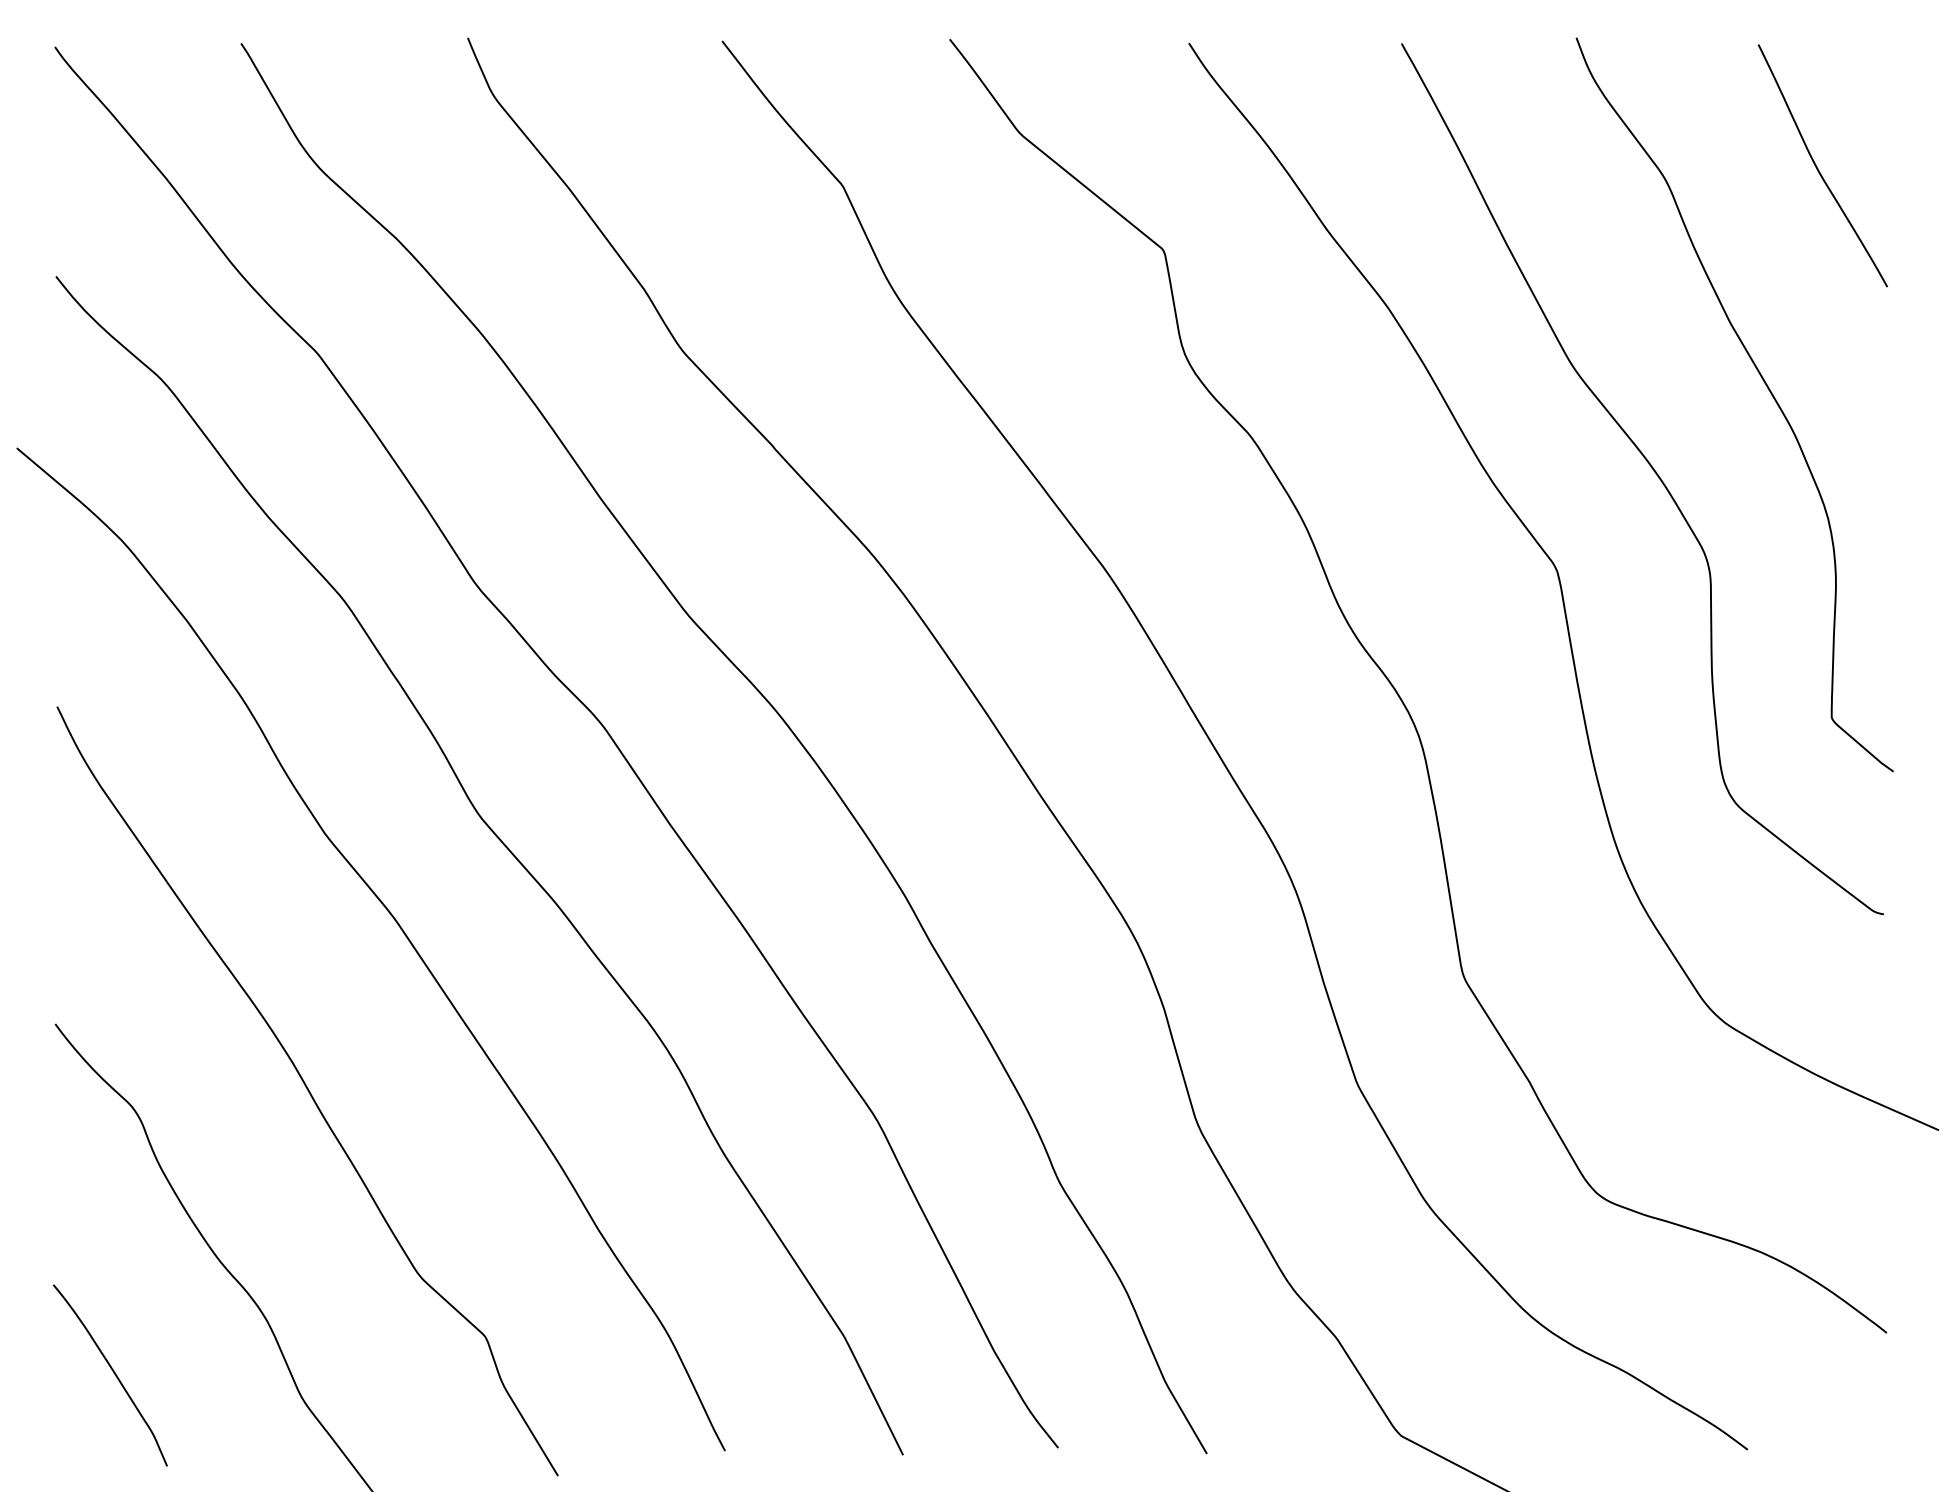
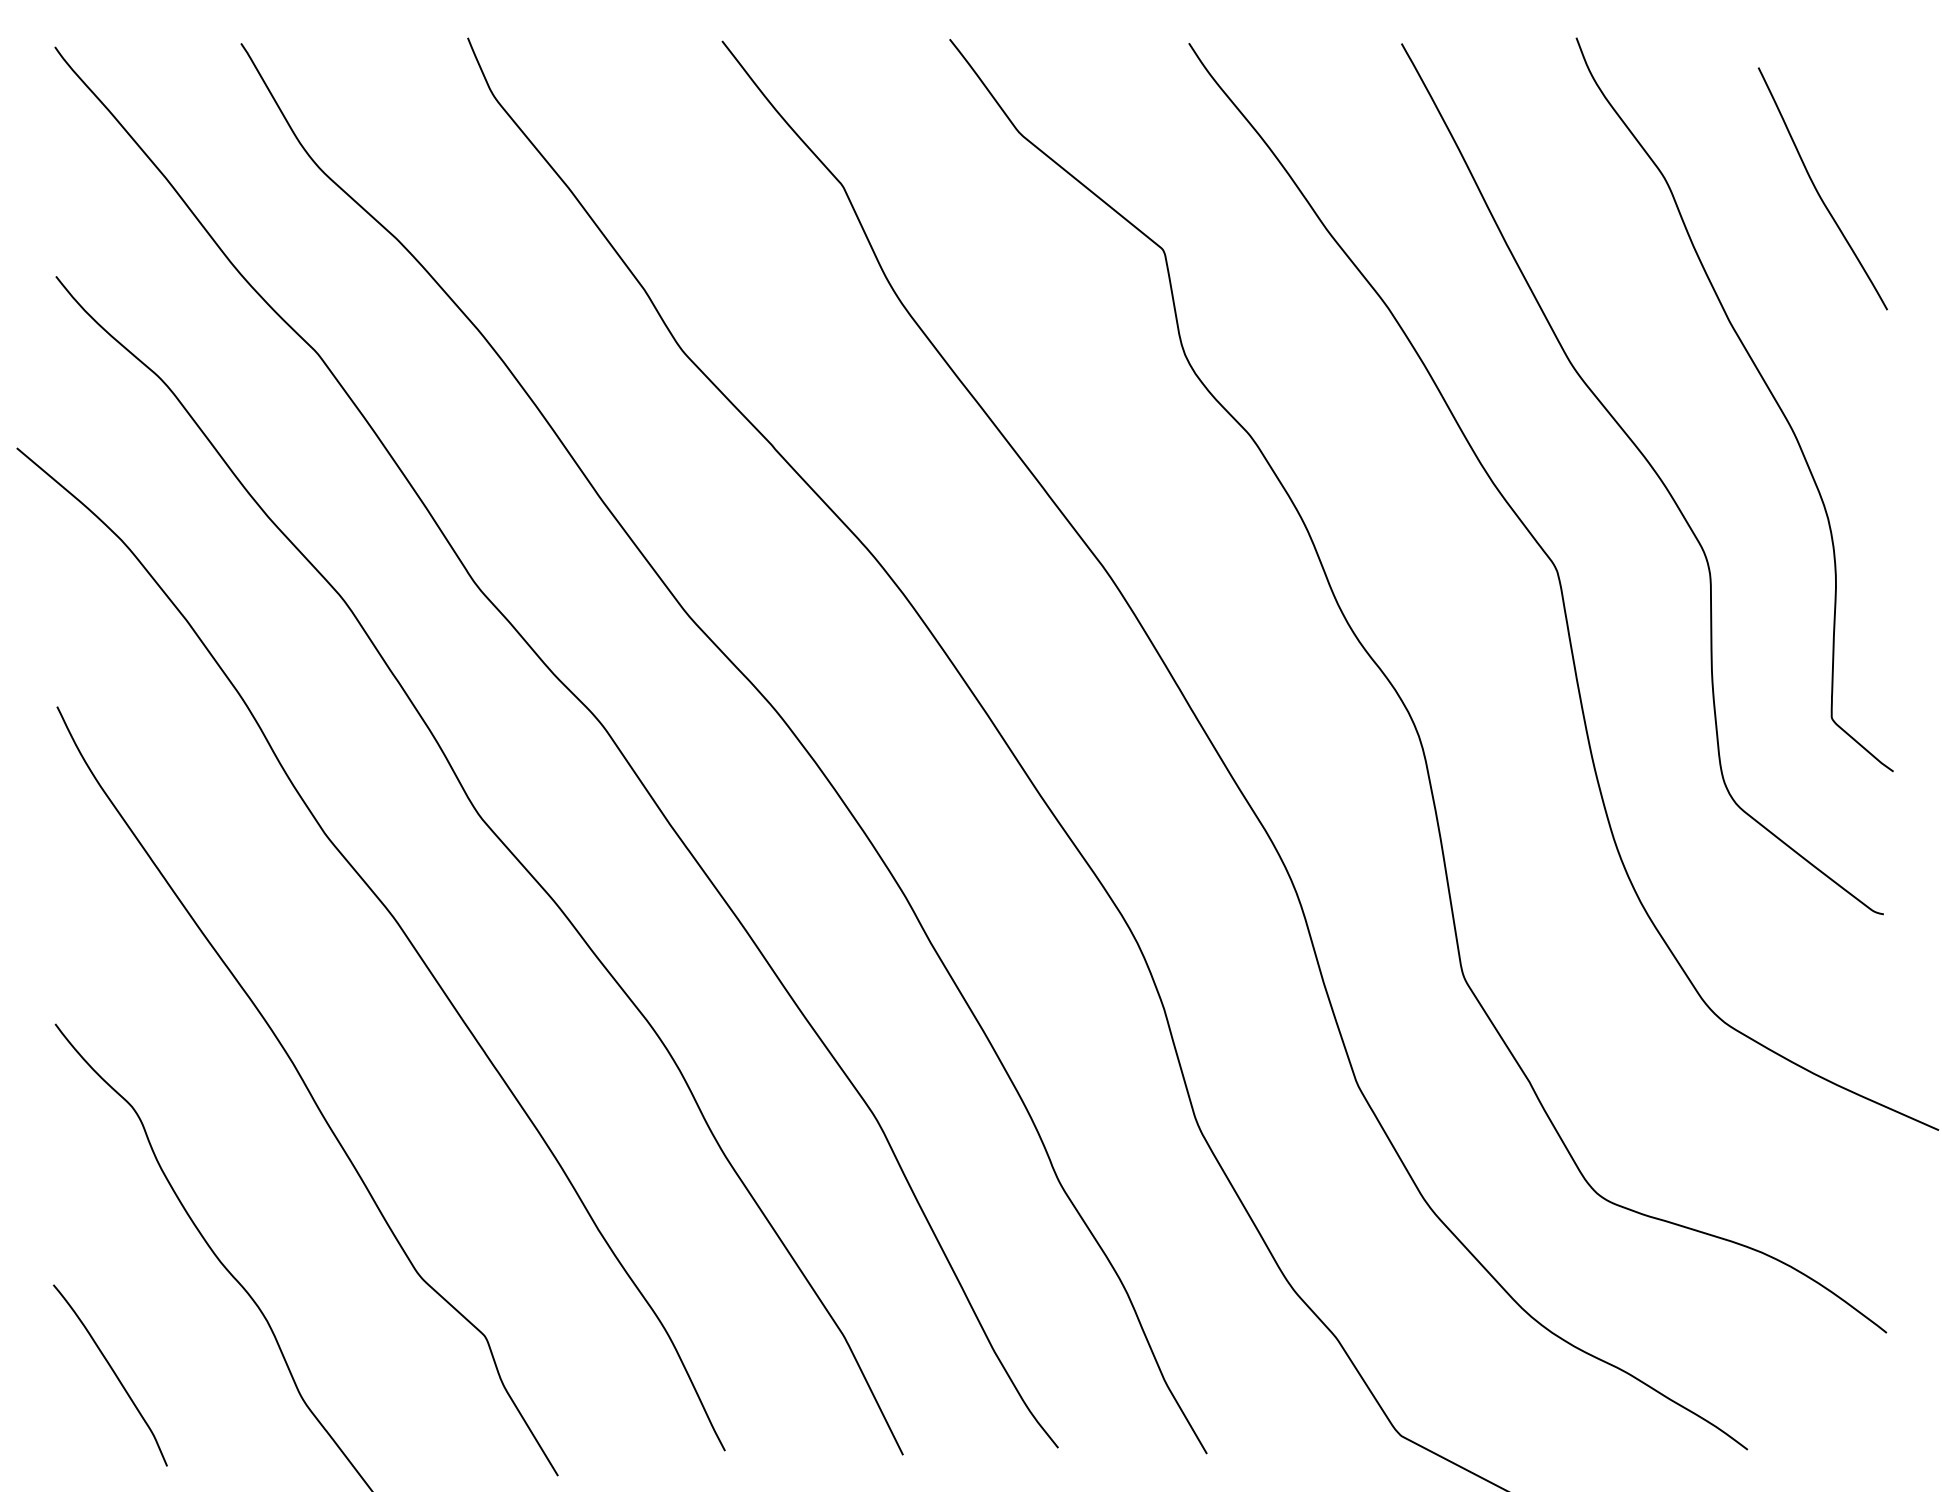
curve position: (1818, 168) -> (1818, 191) (1818, 191)
